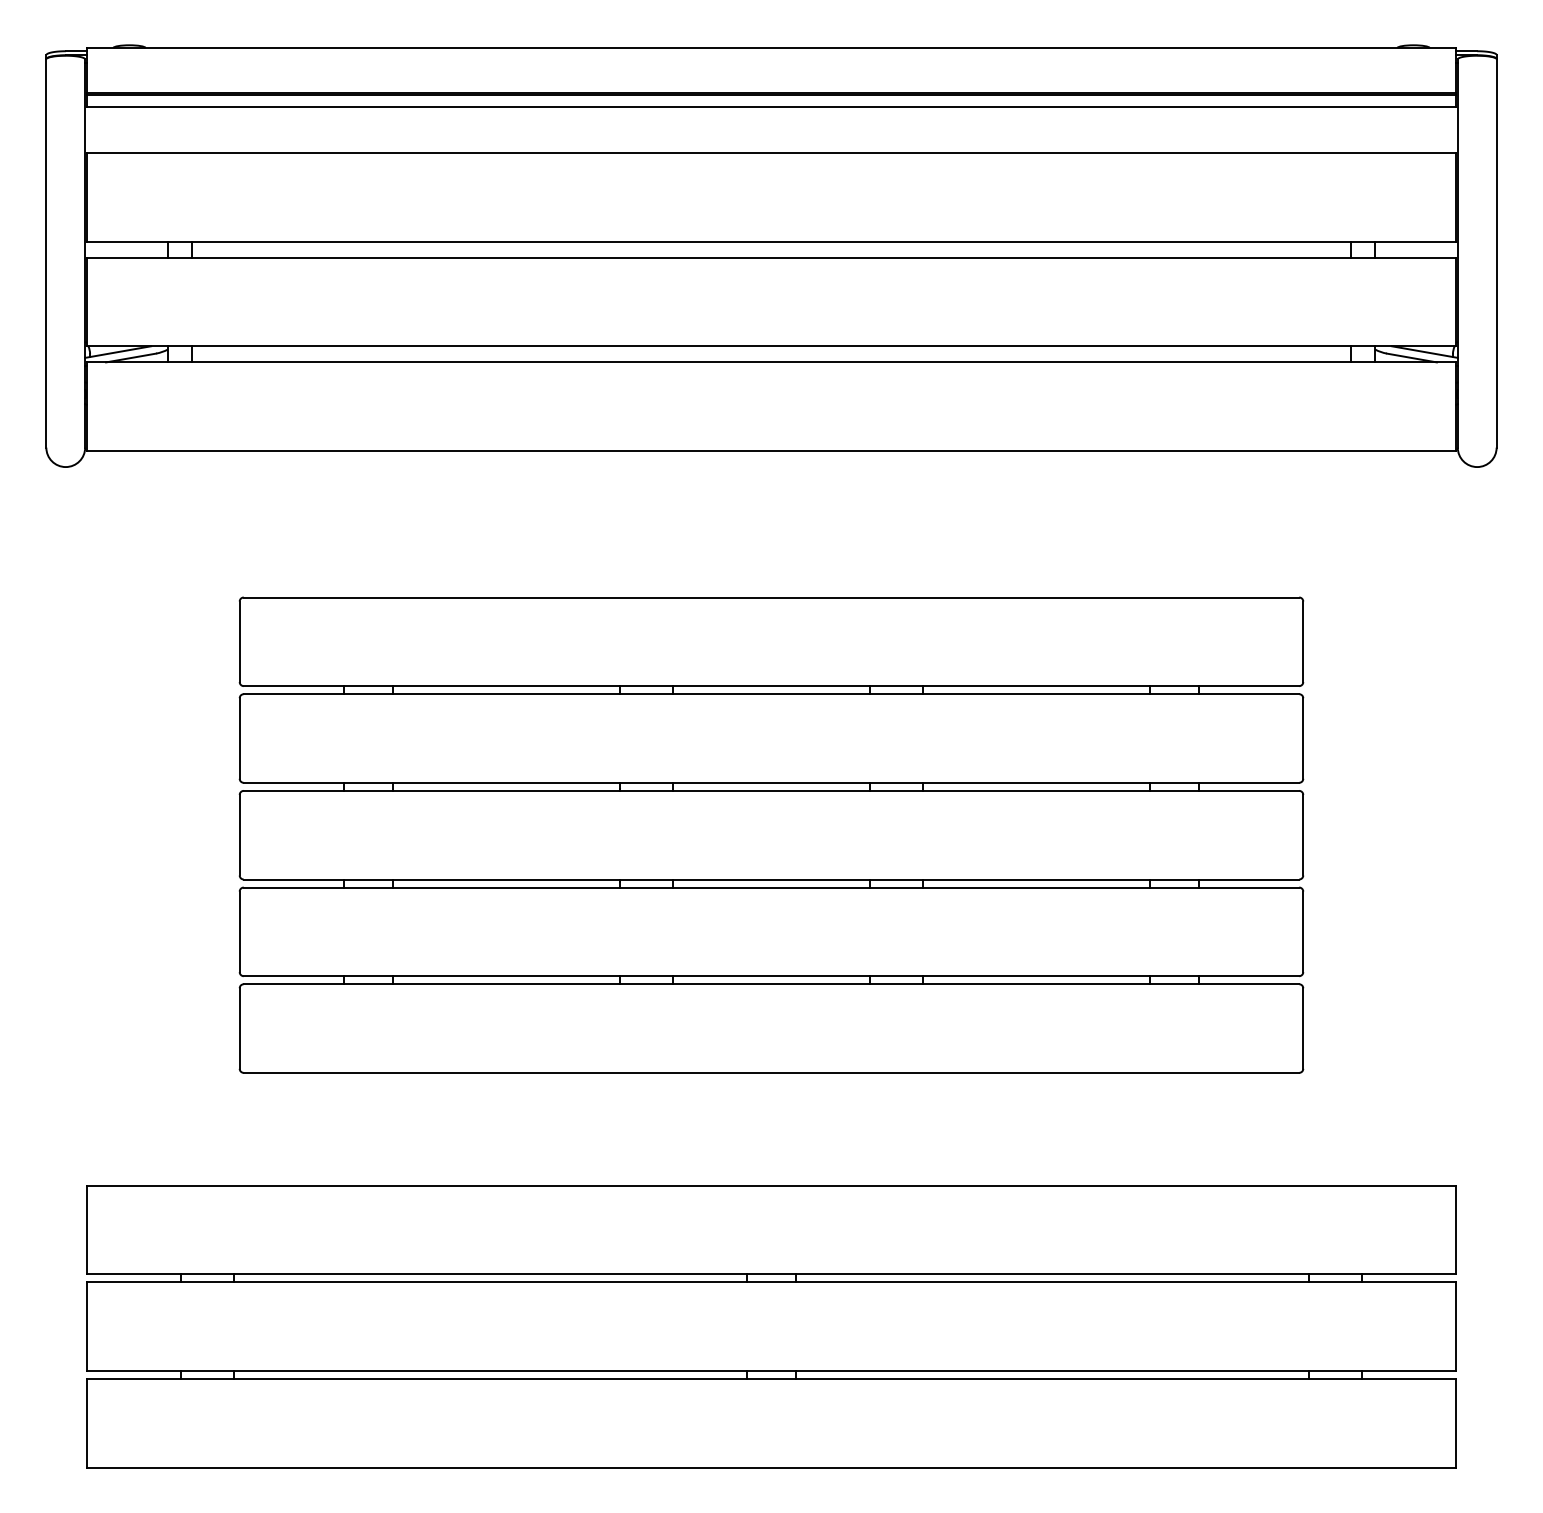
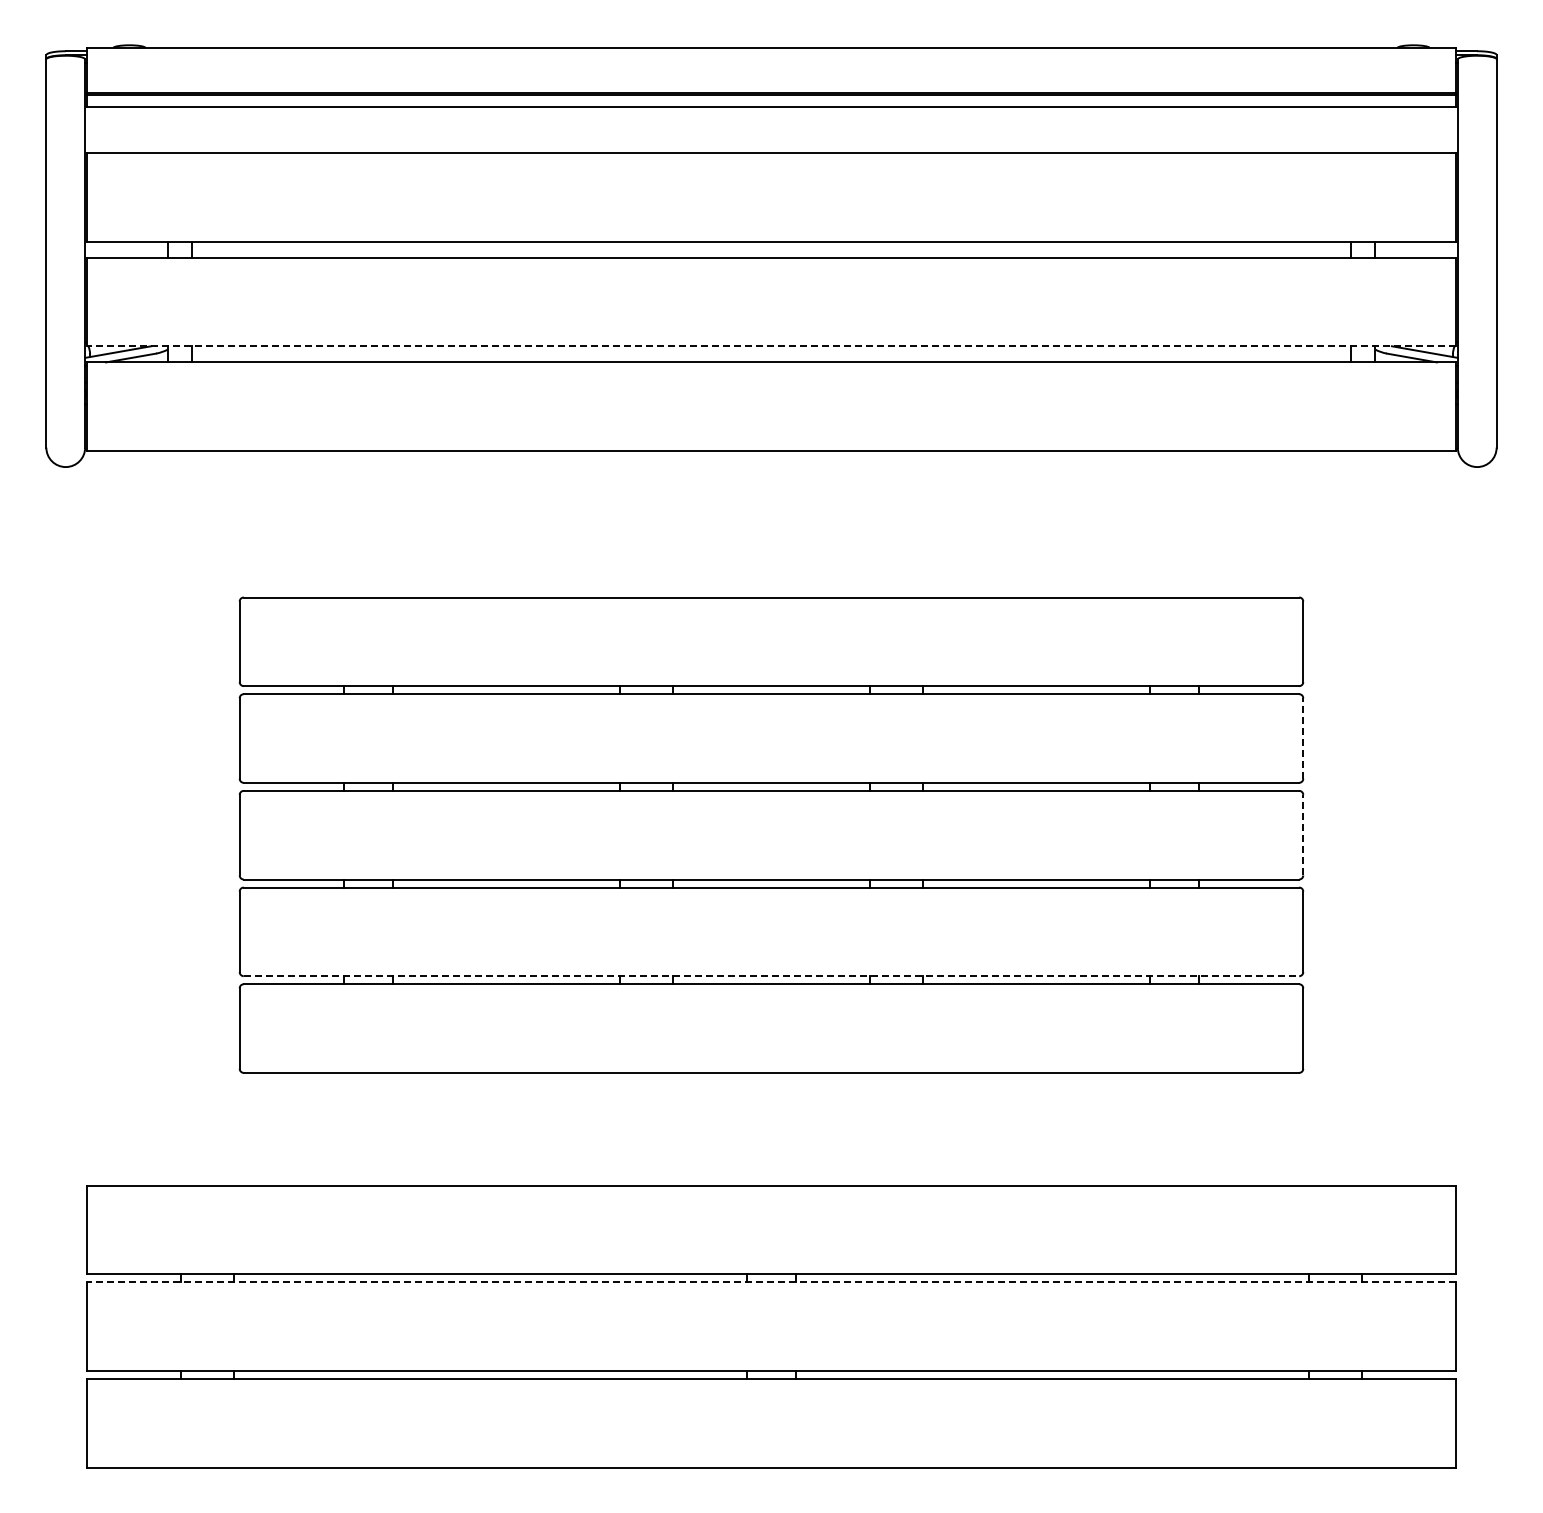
line: solid -> dashed (771, 346)
line: solid -> dashed (1303, 738)
line: solid -> dashed (1303, 834)
line: solid -> dashed (771, 976)
line: solid -> dashed (771, 1282)
